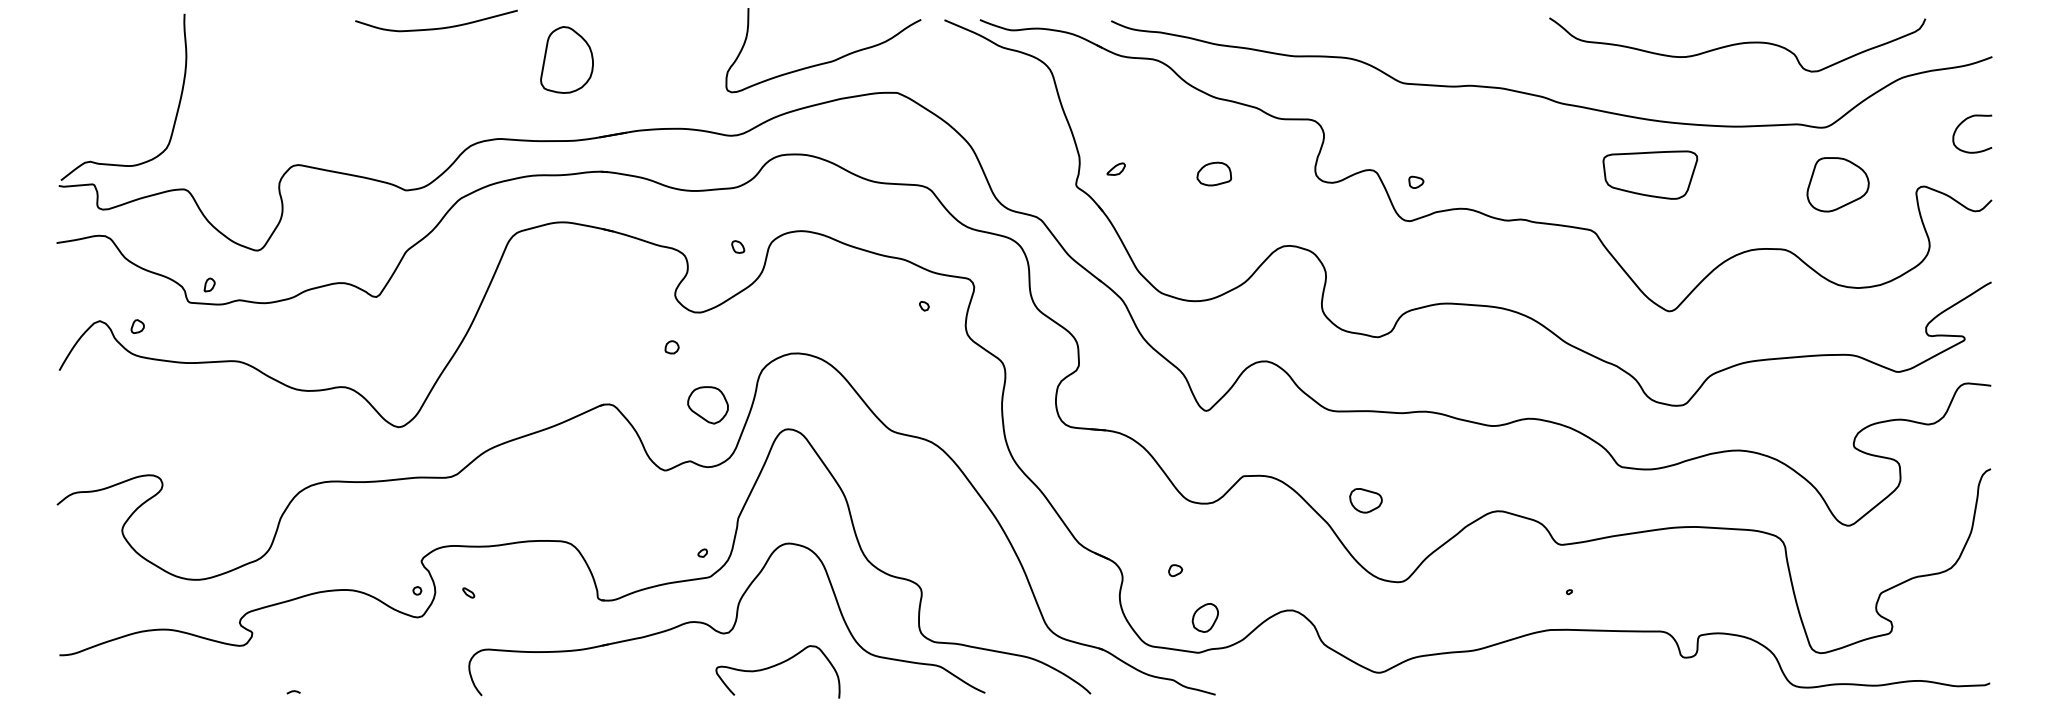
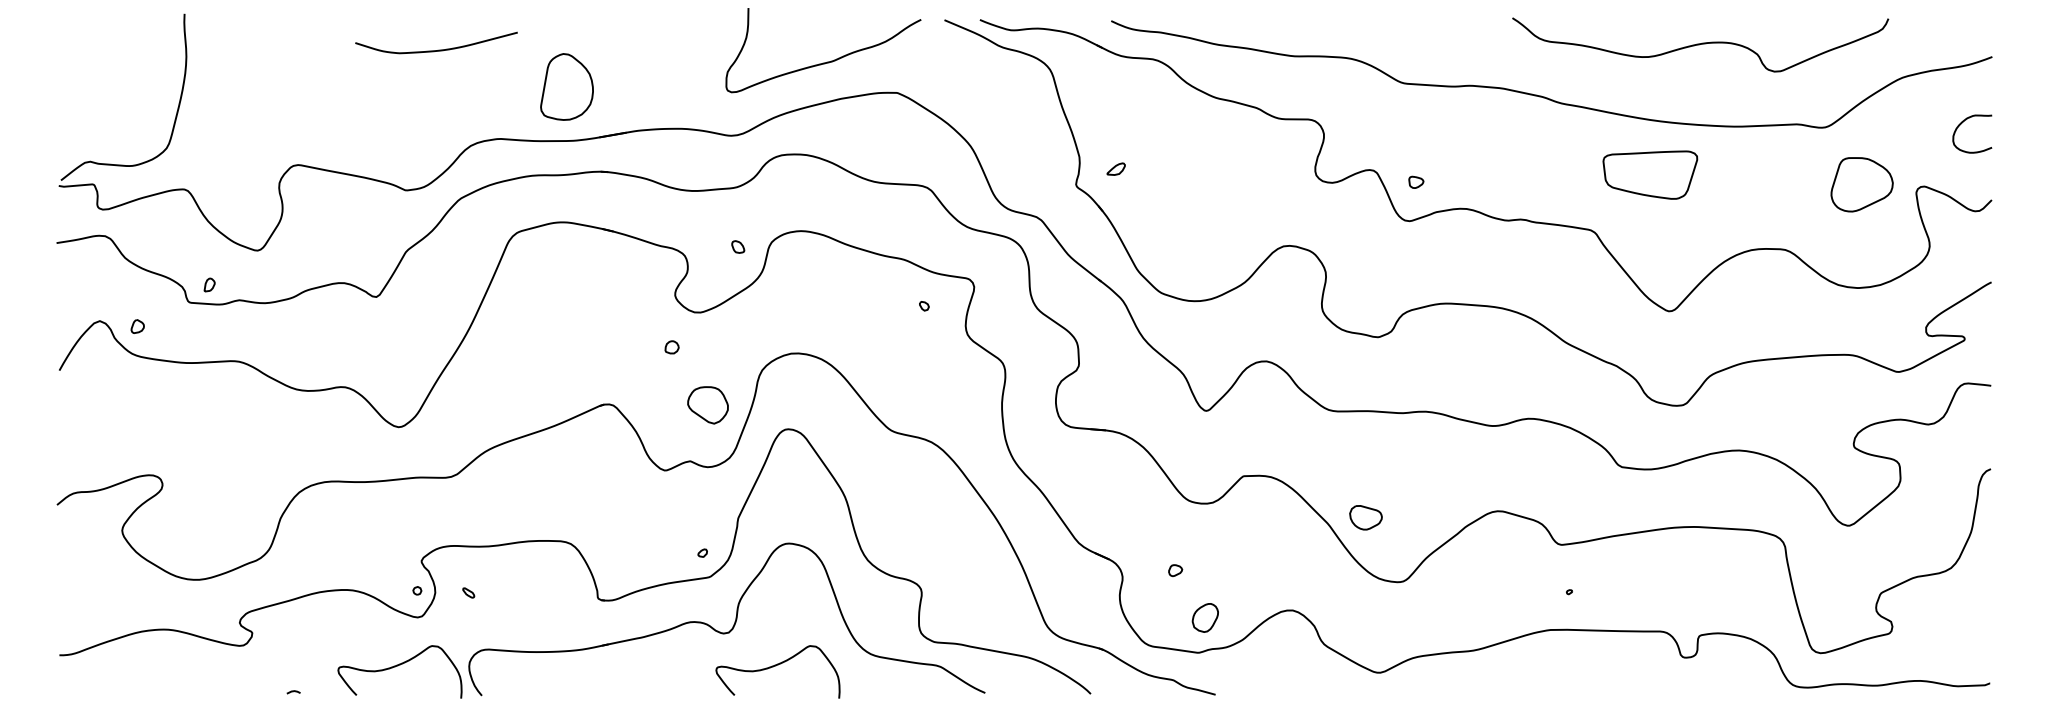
curve position: (438, 27) -> (438, 49) (438, 49)
curve position: (1737, 44) -> (1700, 44) (1700, 44)
part position: (566, 59) -> (566, 86) (566, 86)
part: present -> none (1214, 173)
part position: (1837, 184) -> (1861, 184) (1861, 184)
part position: (1365, 500) -> (1365, 517) (1365, 517)
curve: none -> present (397, 666)
